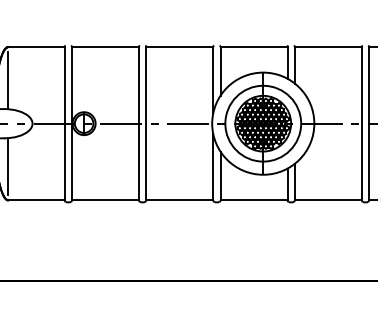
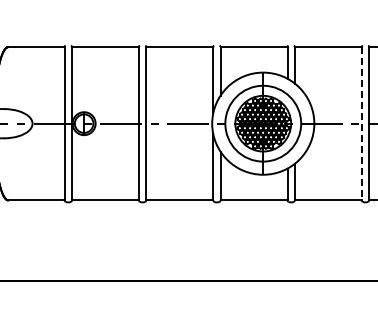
line: present -> none (8, 80)
line: solid -> dashed (361, 123)
line: present -> none (8, 166)
